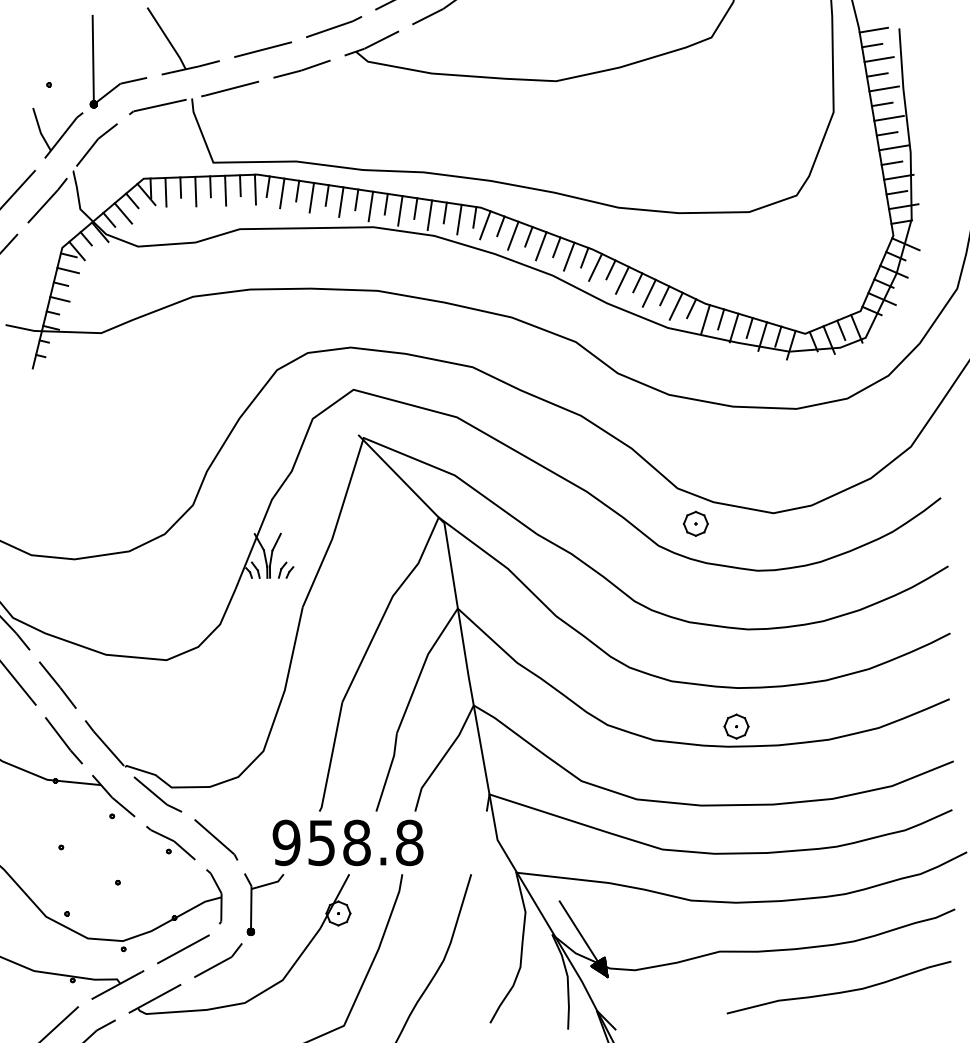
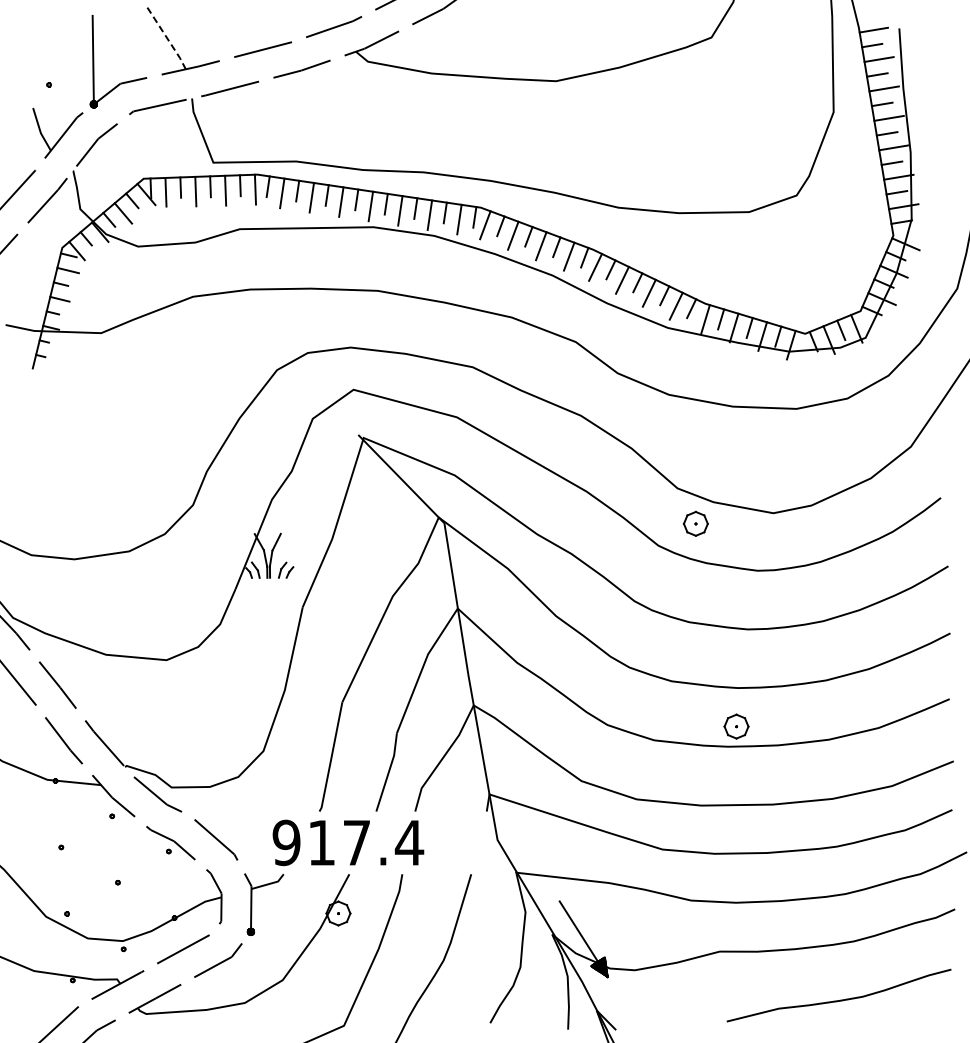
line: solid -> dashed (167, 39)
text: 958.8 -> 917.4 (366, 842)
curve position: (840, 991) -> (840, 999) (840, 999)
